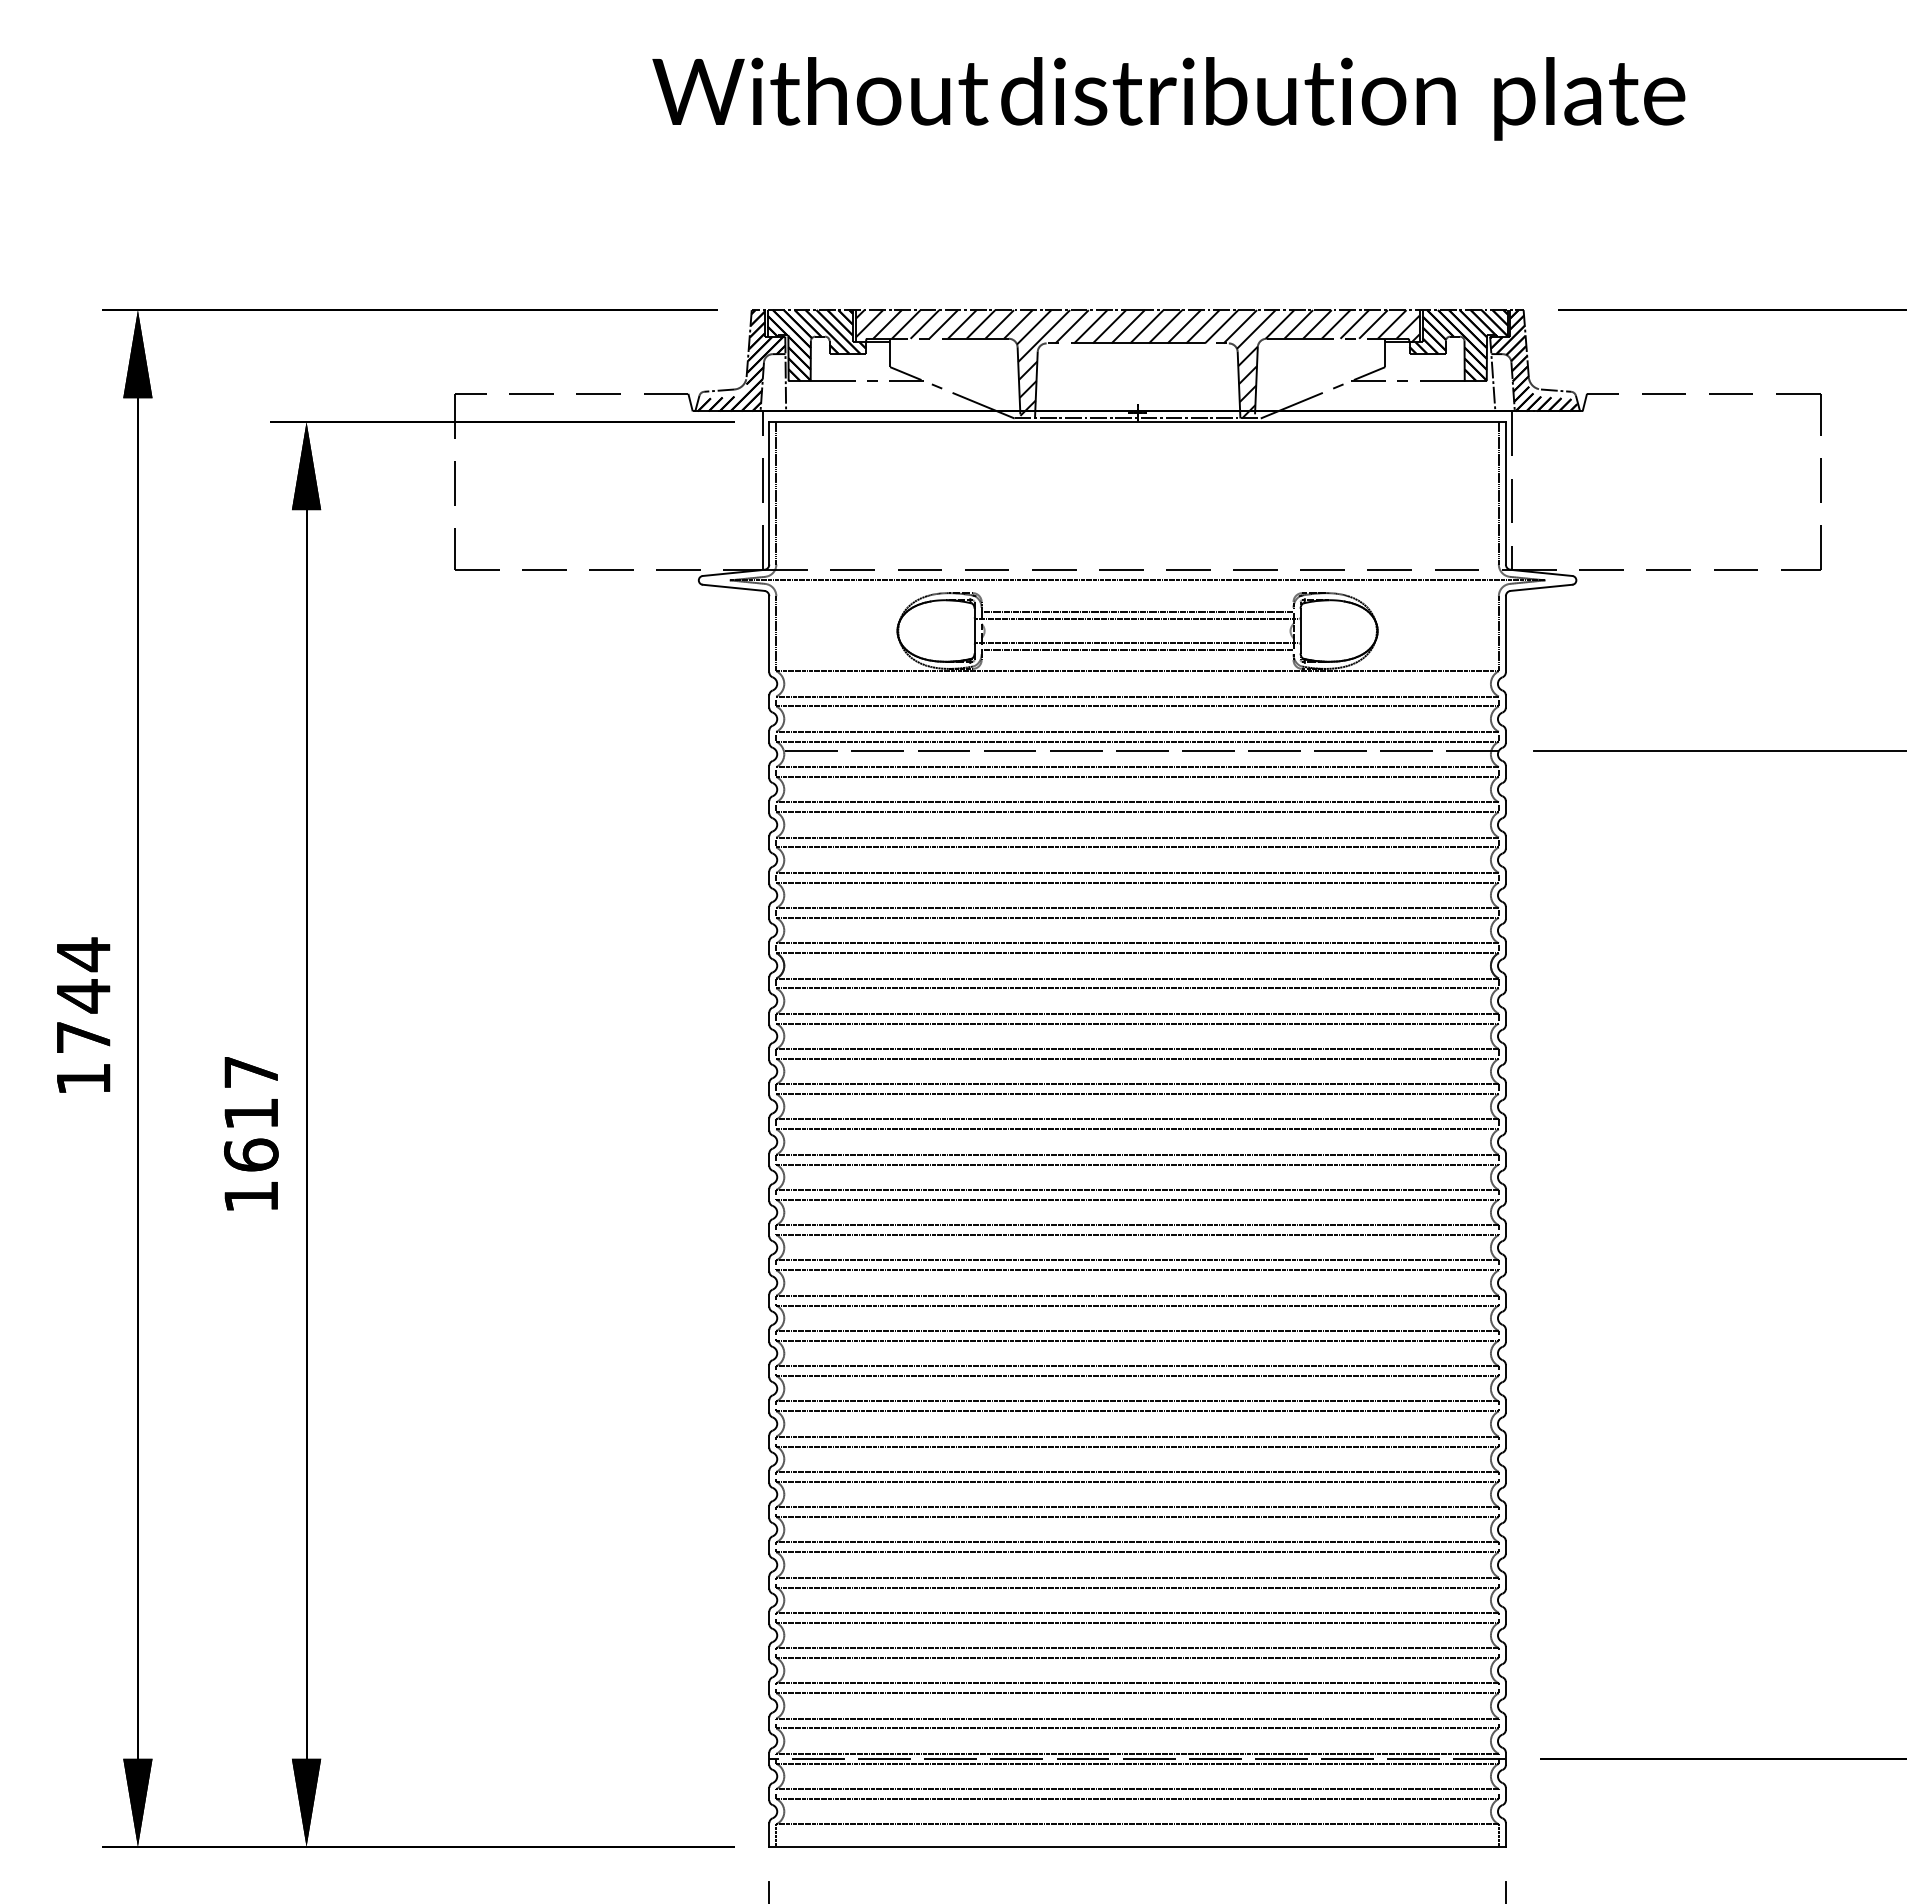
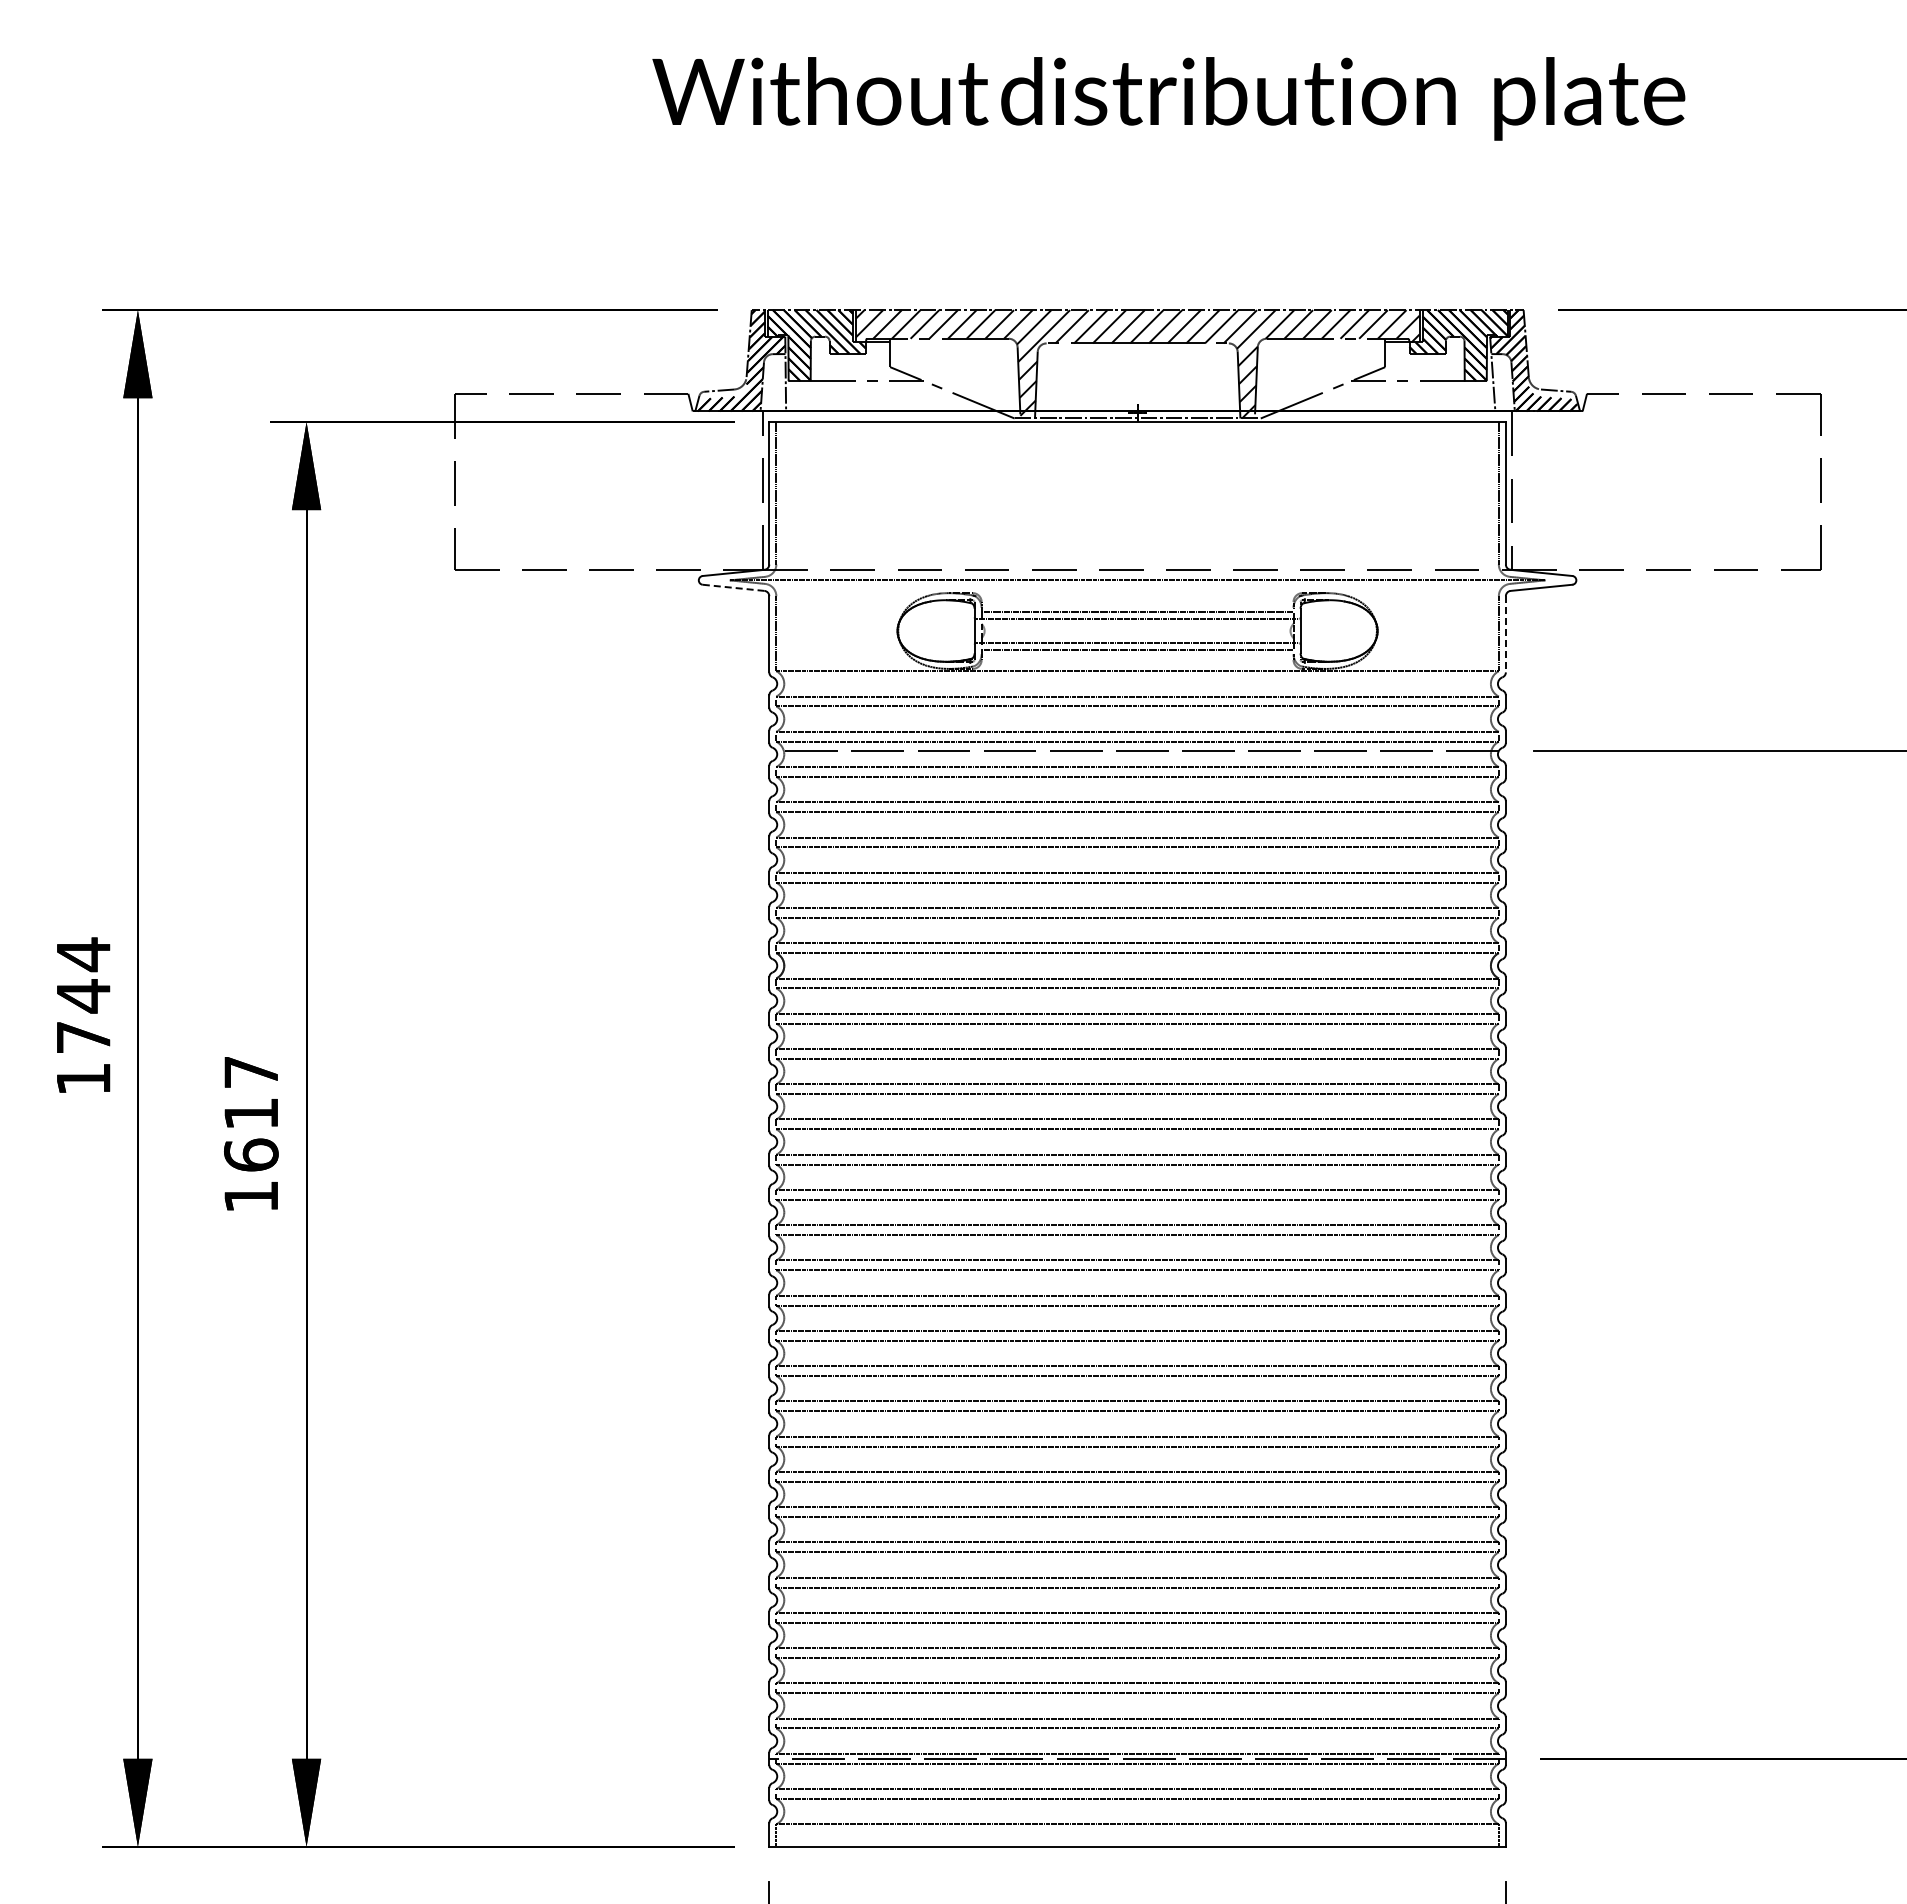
line: solid -> dashed (733, 587)
line: solid -> dashed (1505, 634)
